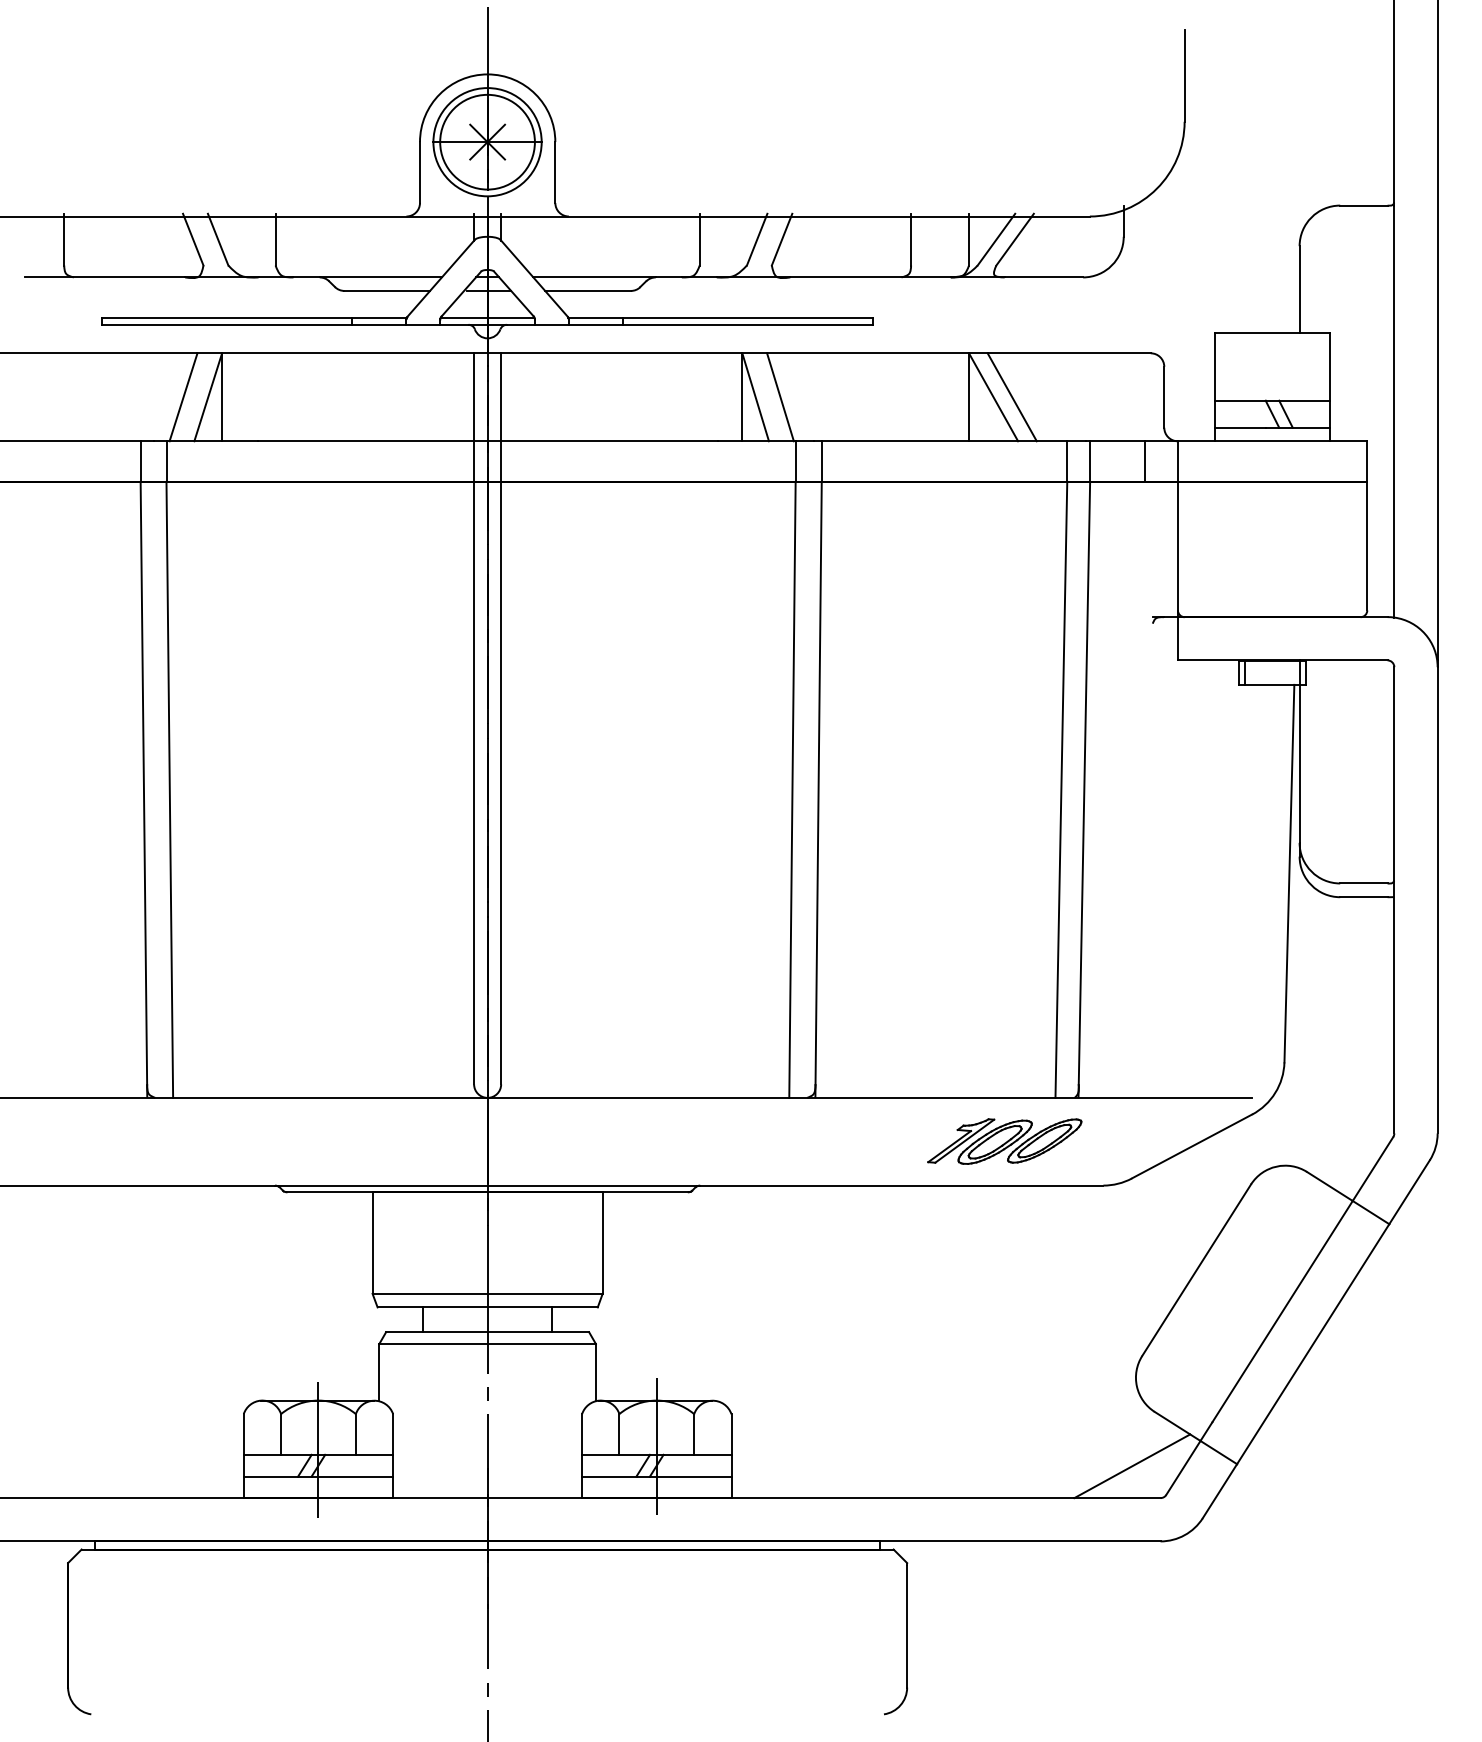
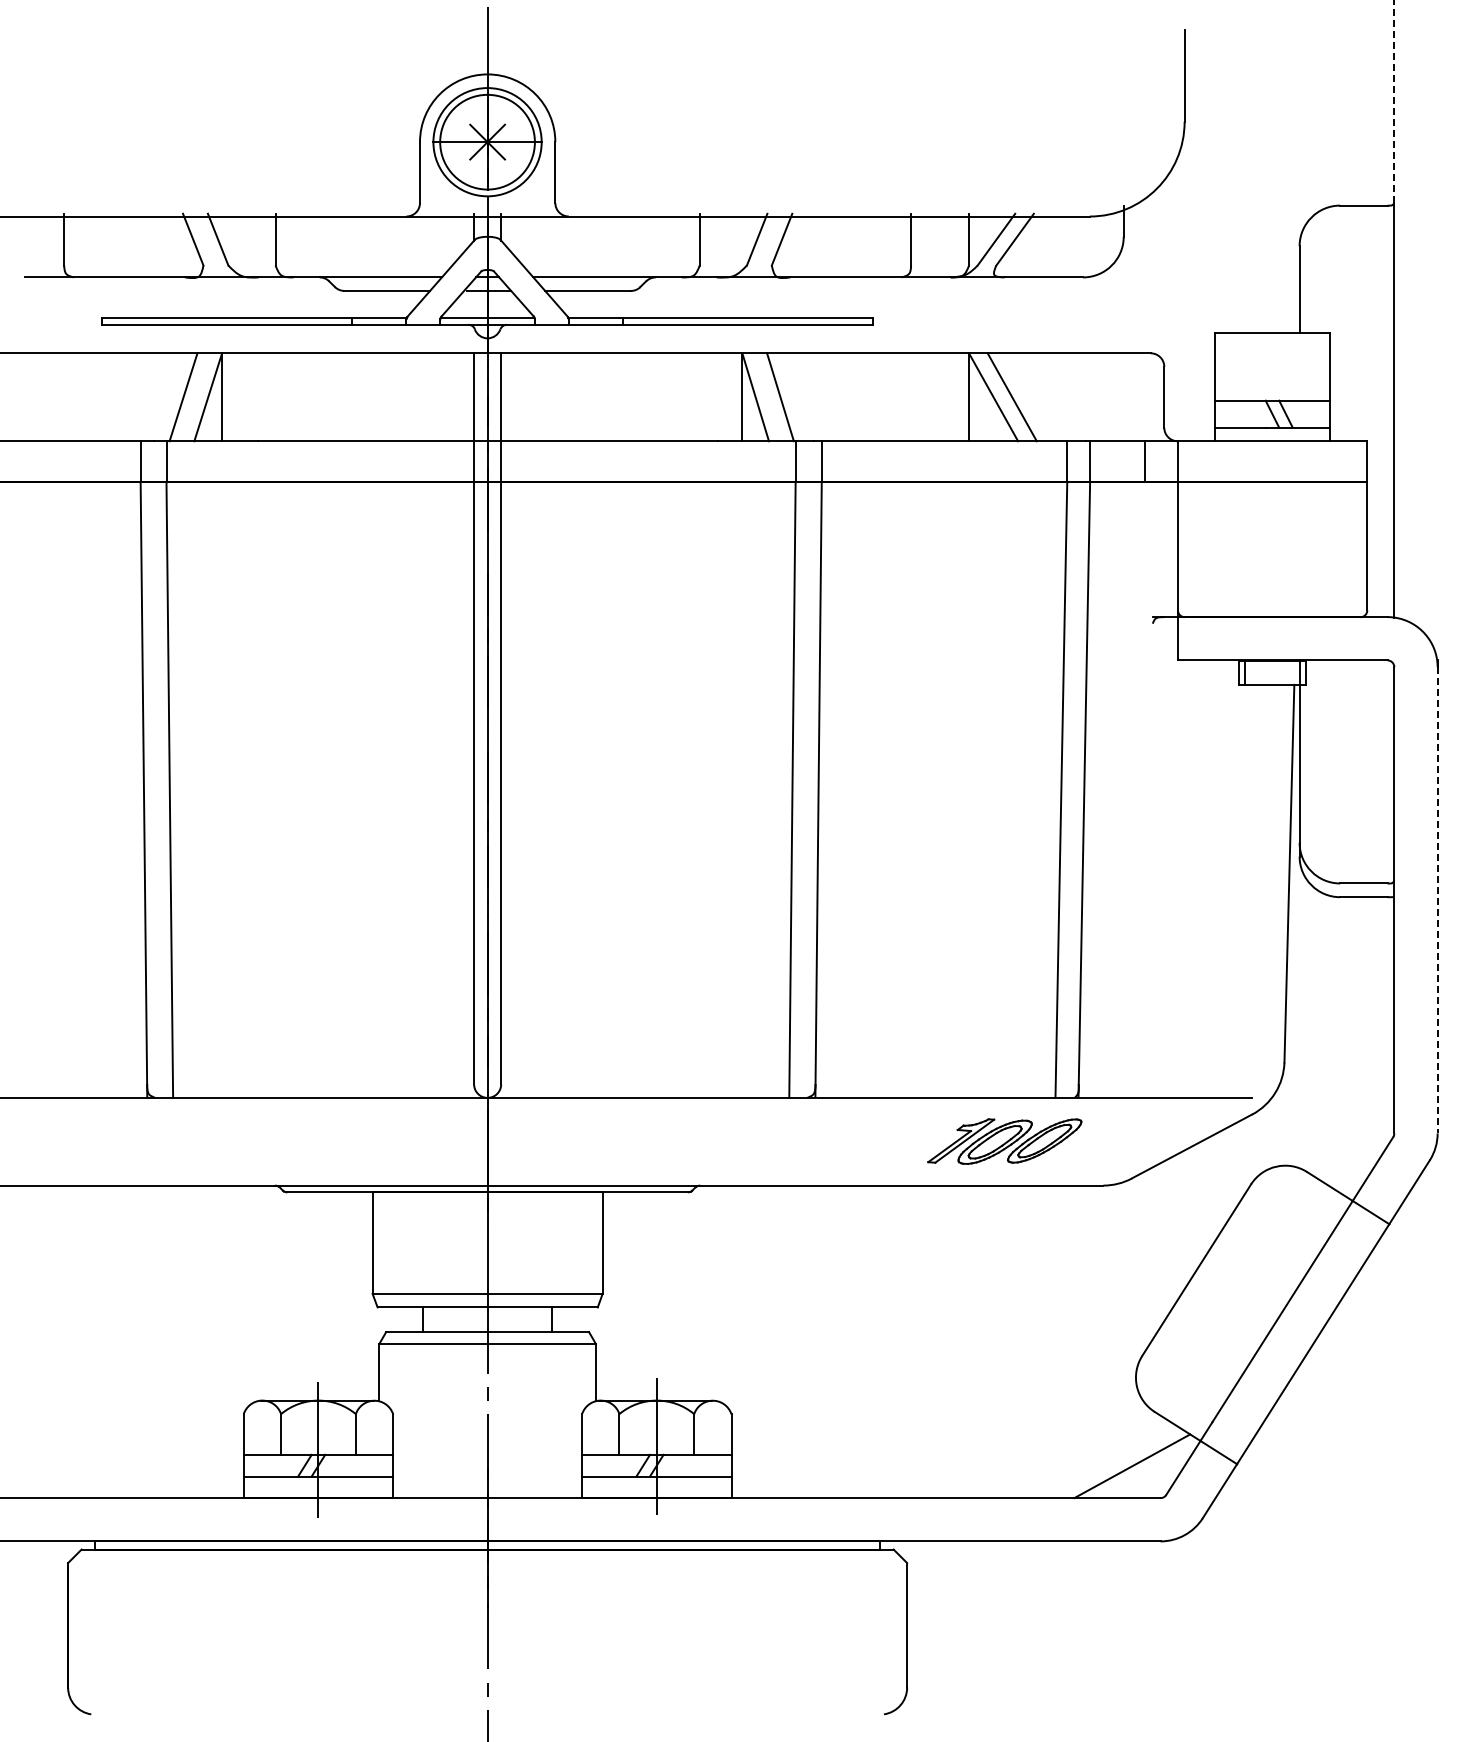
line: solid -> dashed (1394, 101)
line: present -> none (1437, 331)
line: solid -> dashed (1437, 900)
